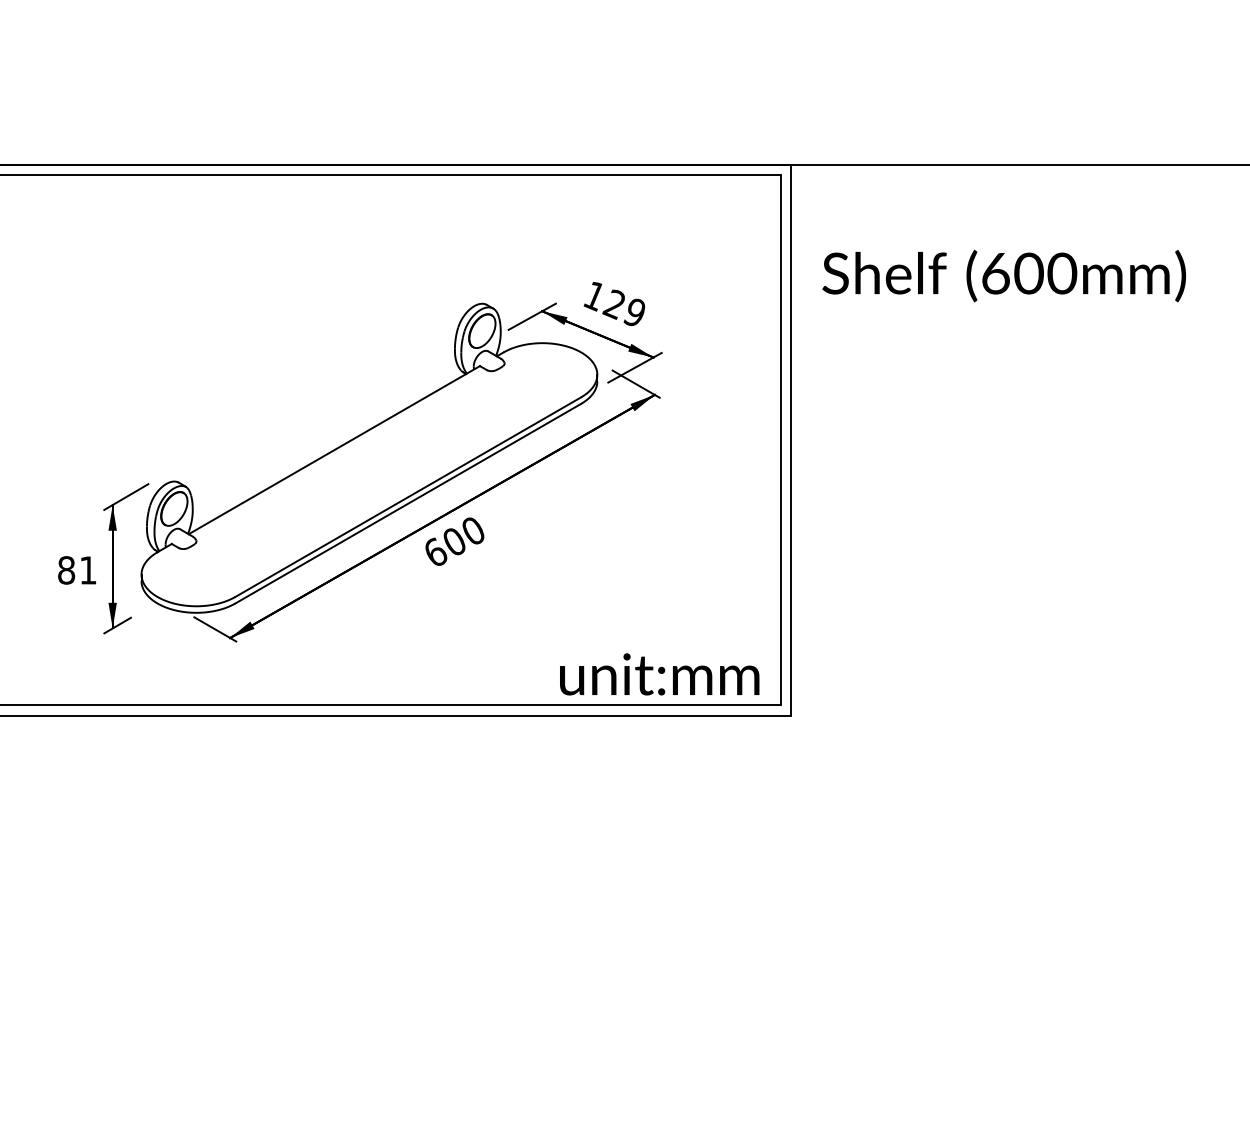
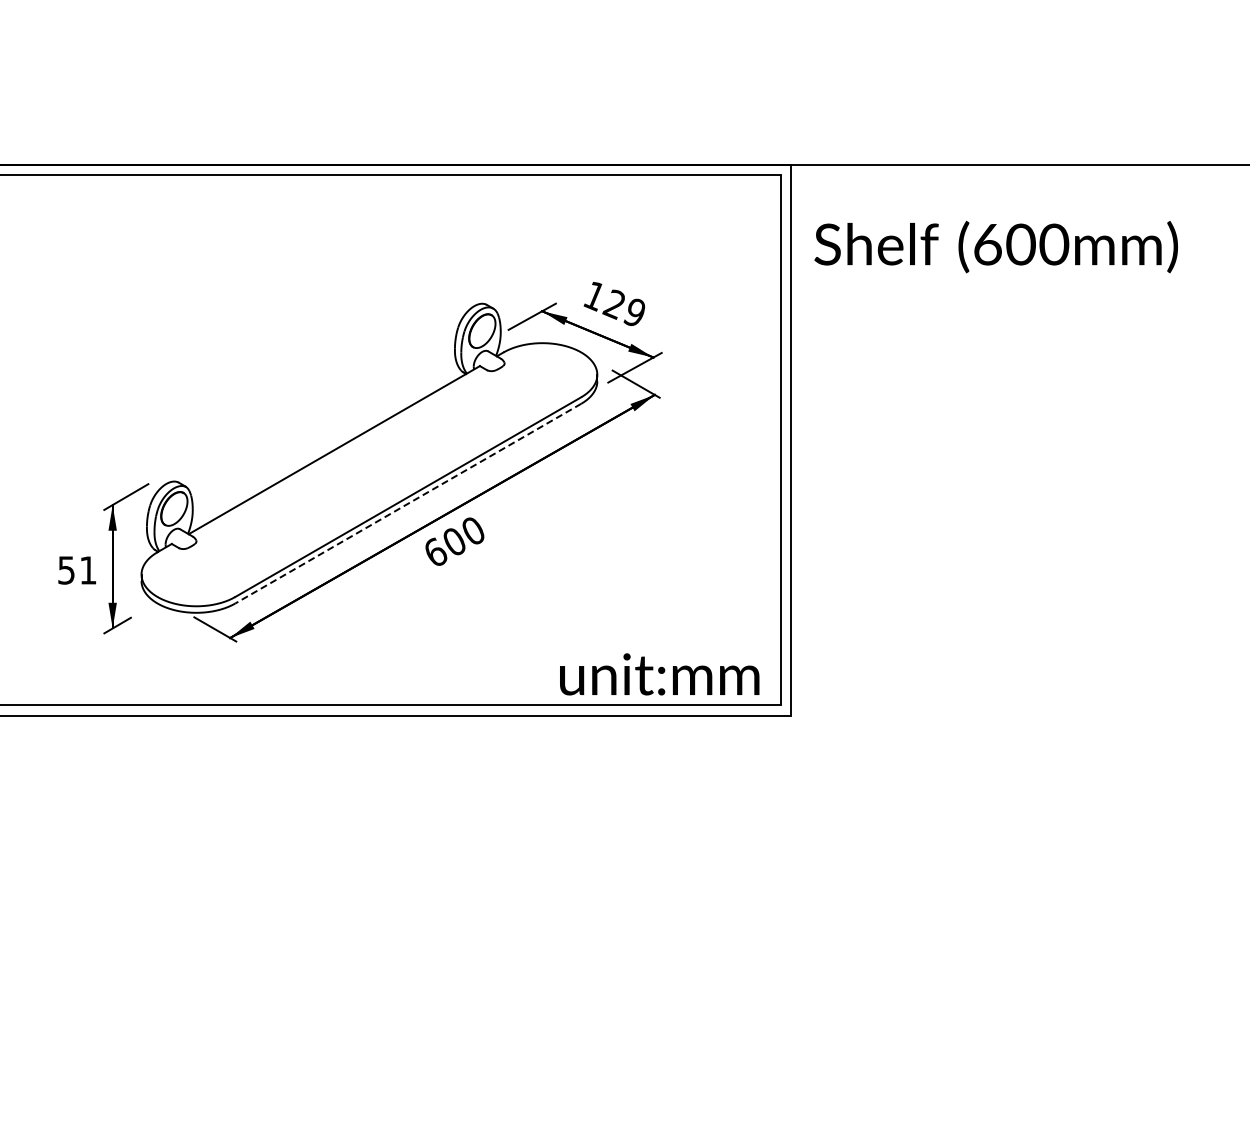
text position: (1003, 275) -> (995, 246) (995, 246)
line: solid -> dashed (408, 503)
text: 81 -> 51 (66, 570)
